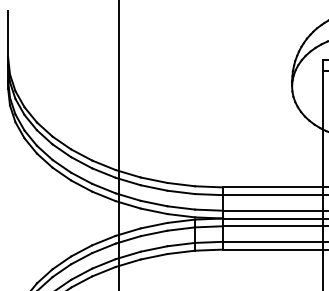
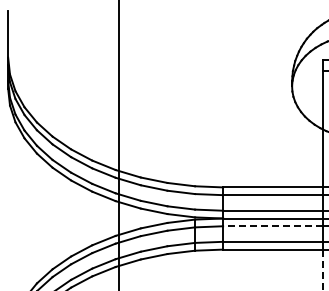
line: solid -> dashed (272, 226)
line: solid -> dashed (322, 270)
